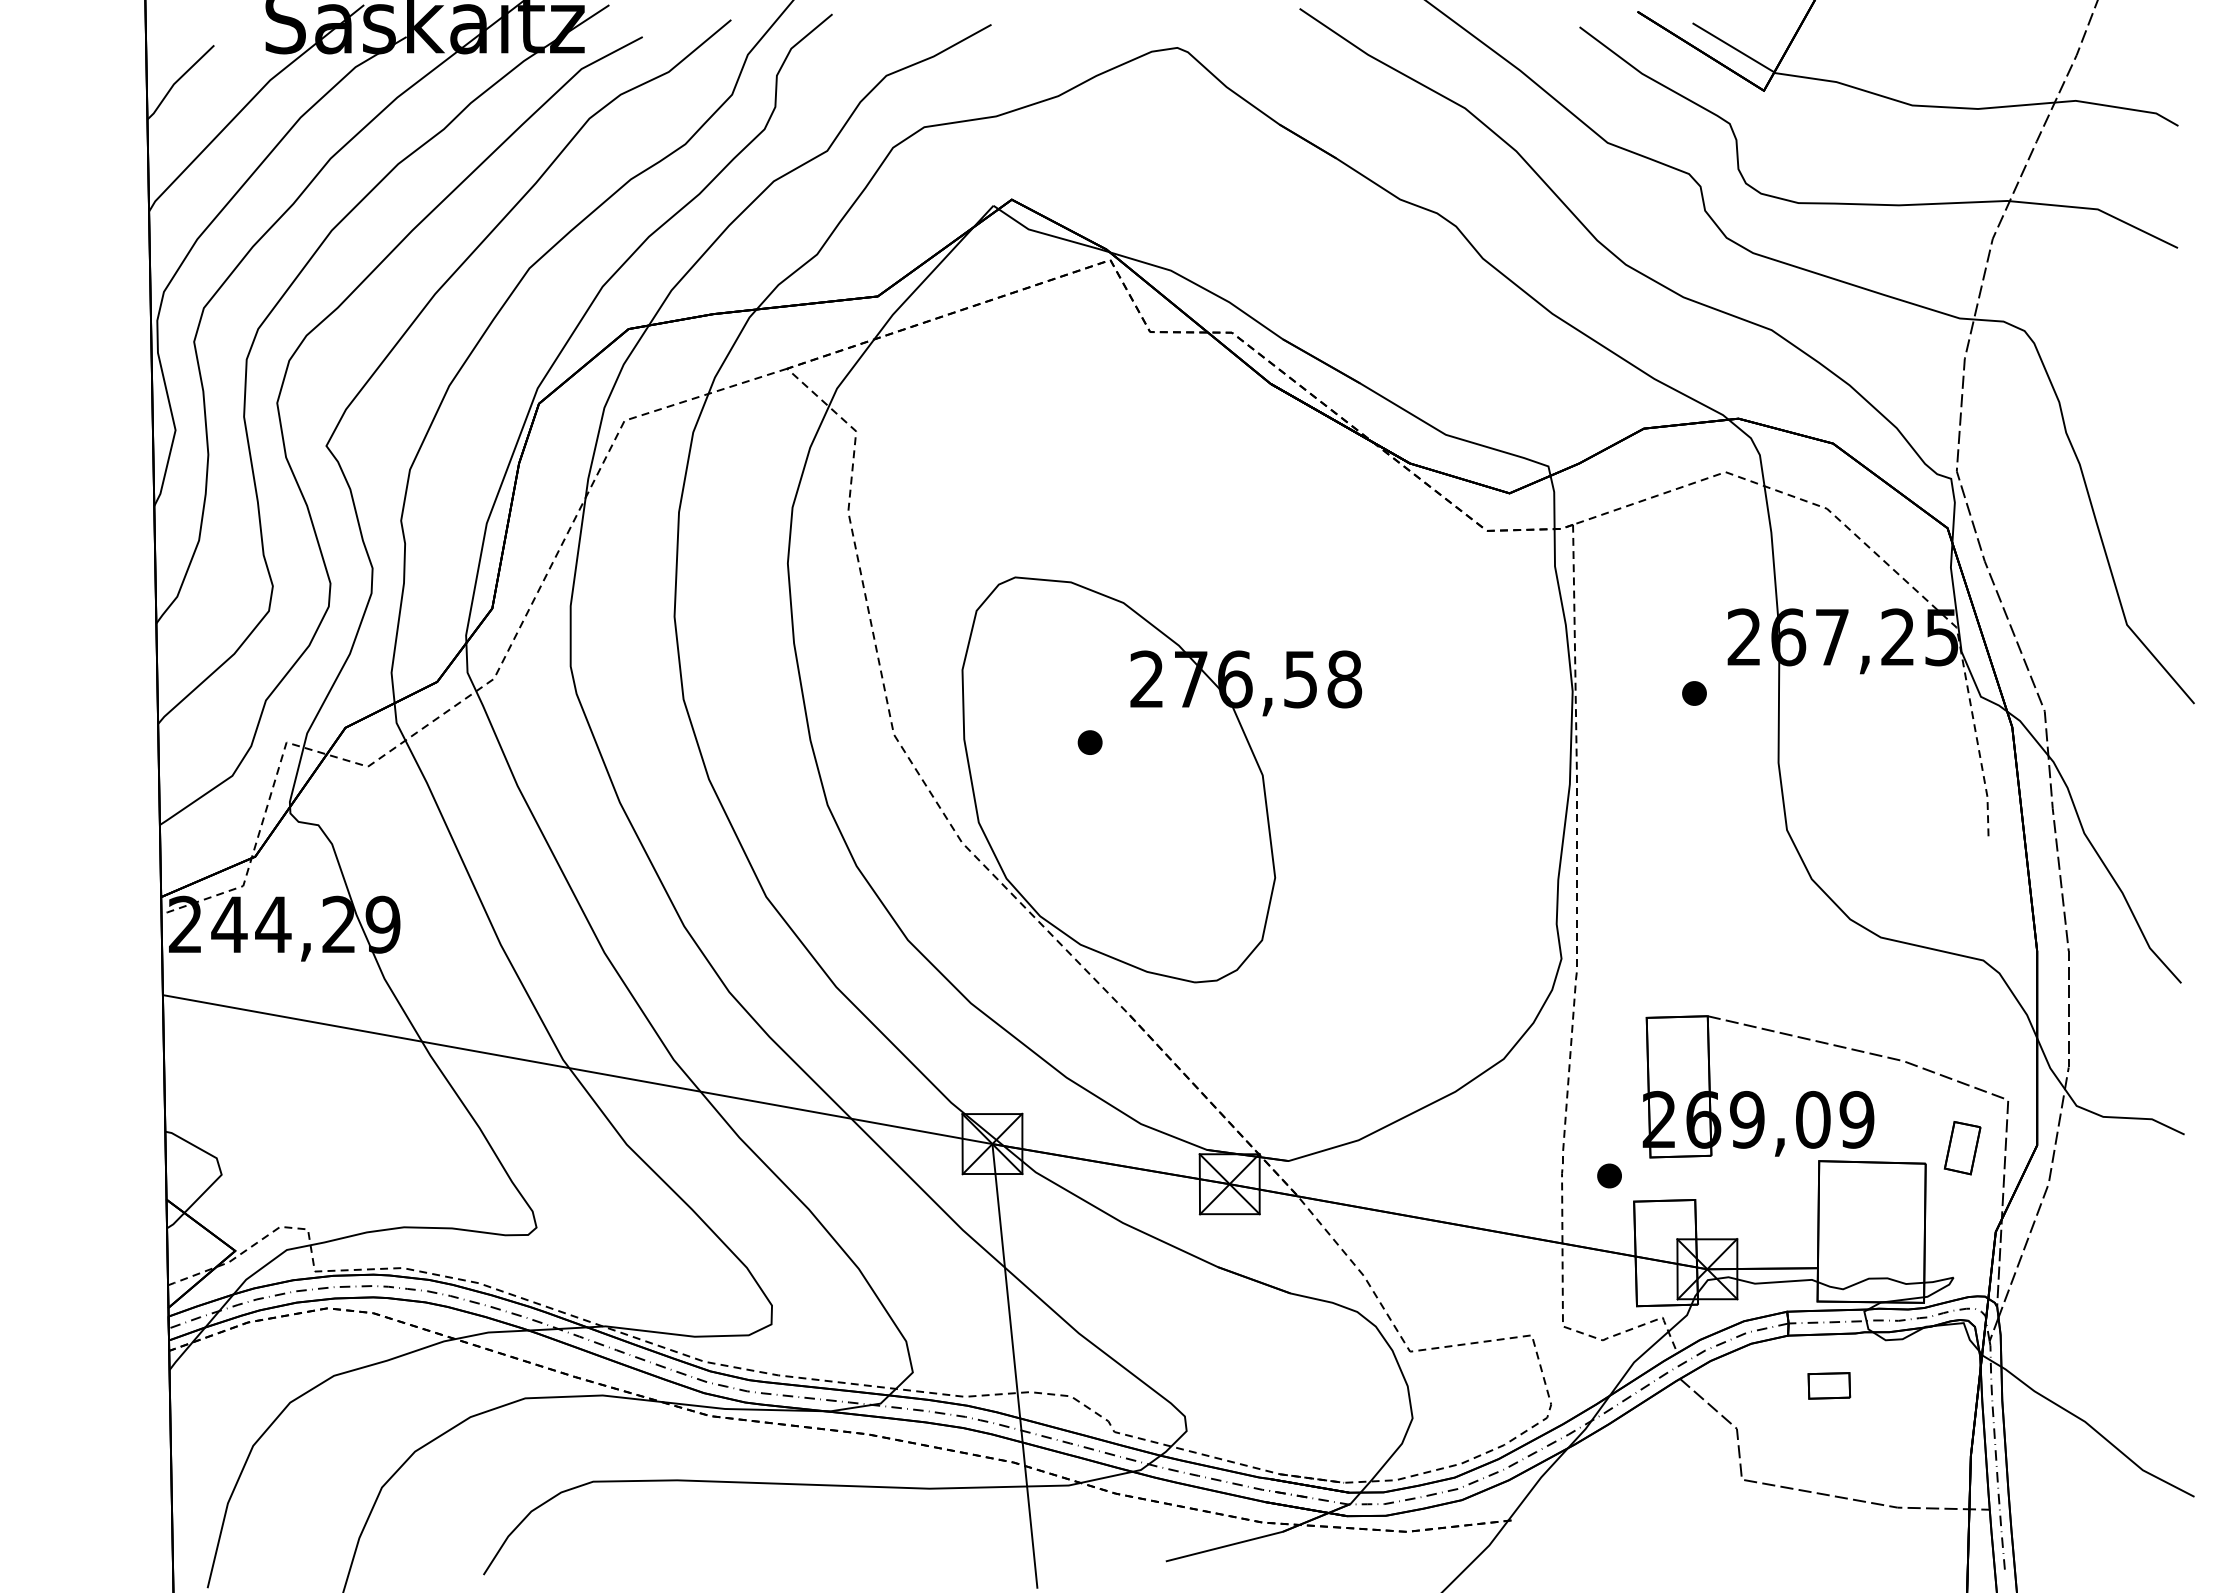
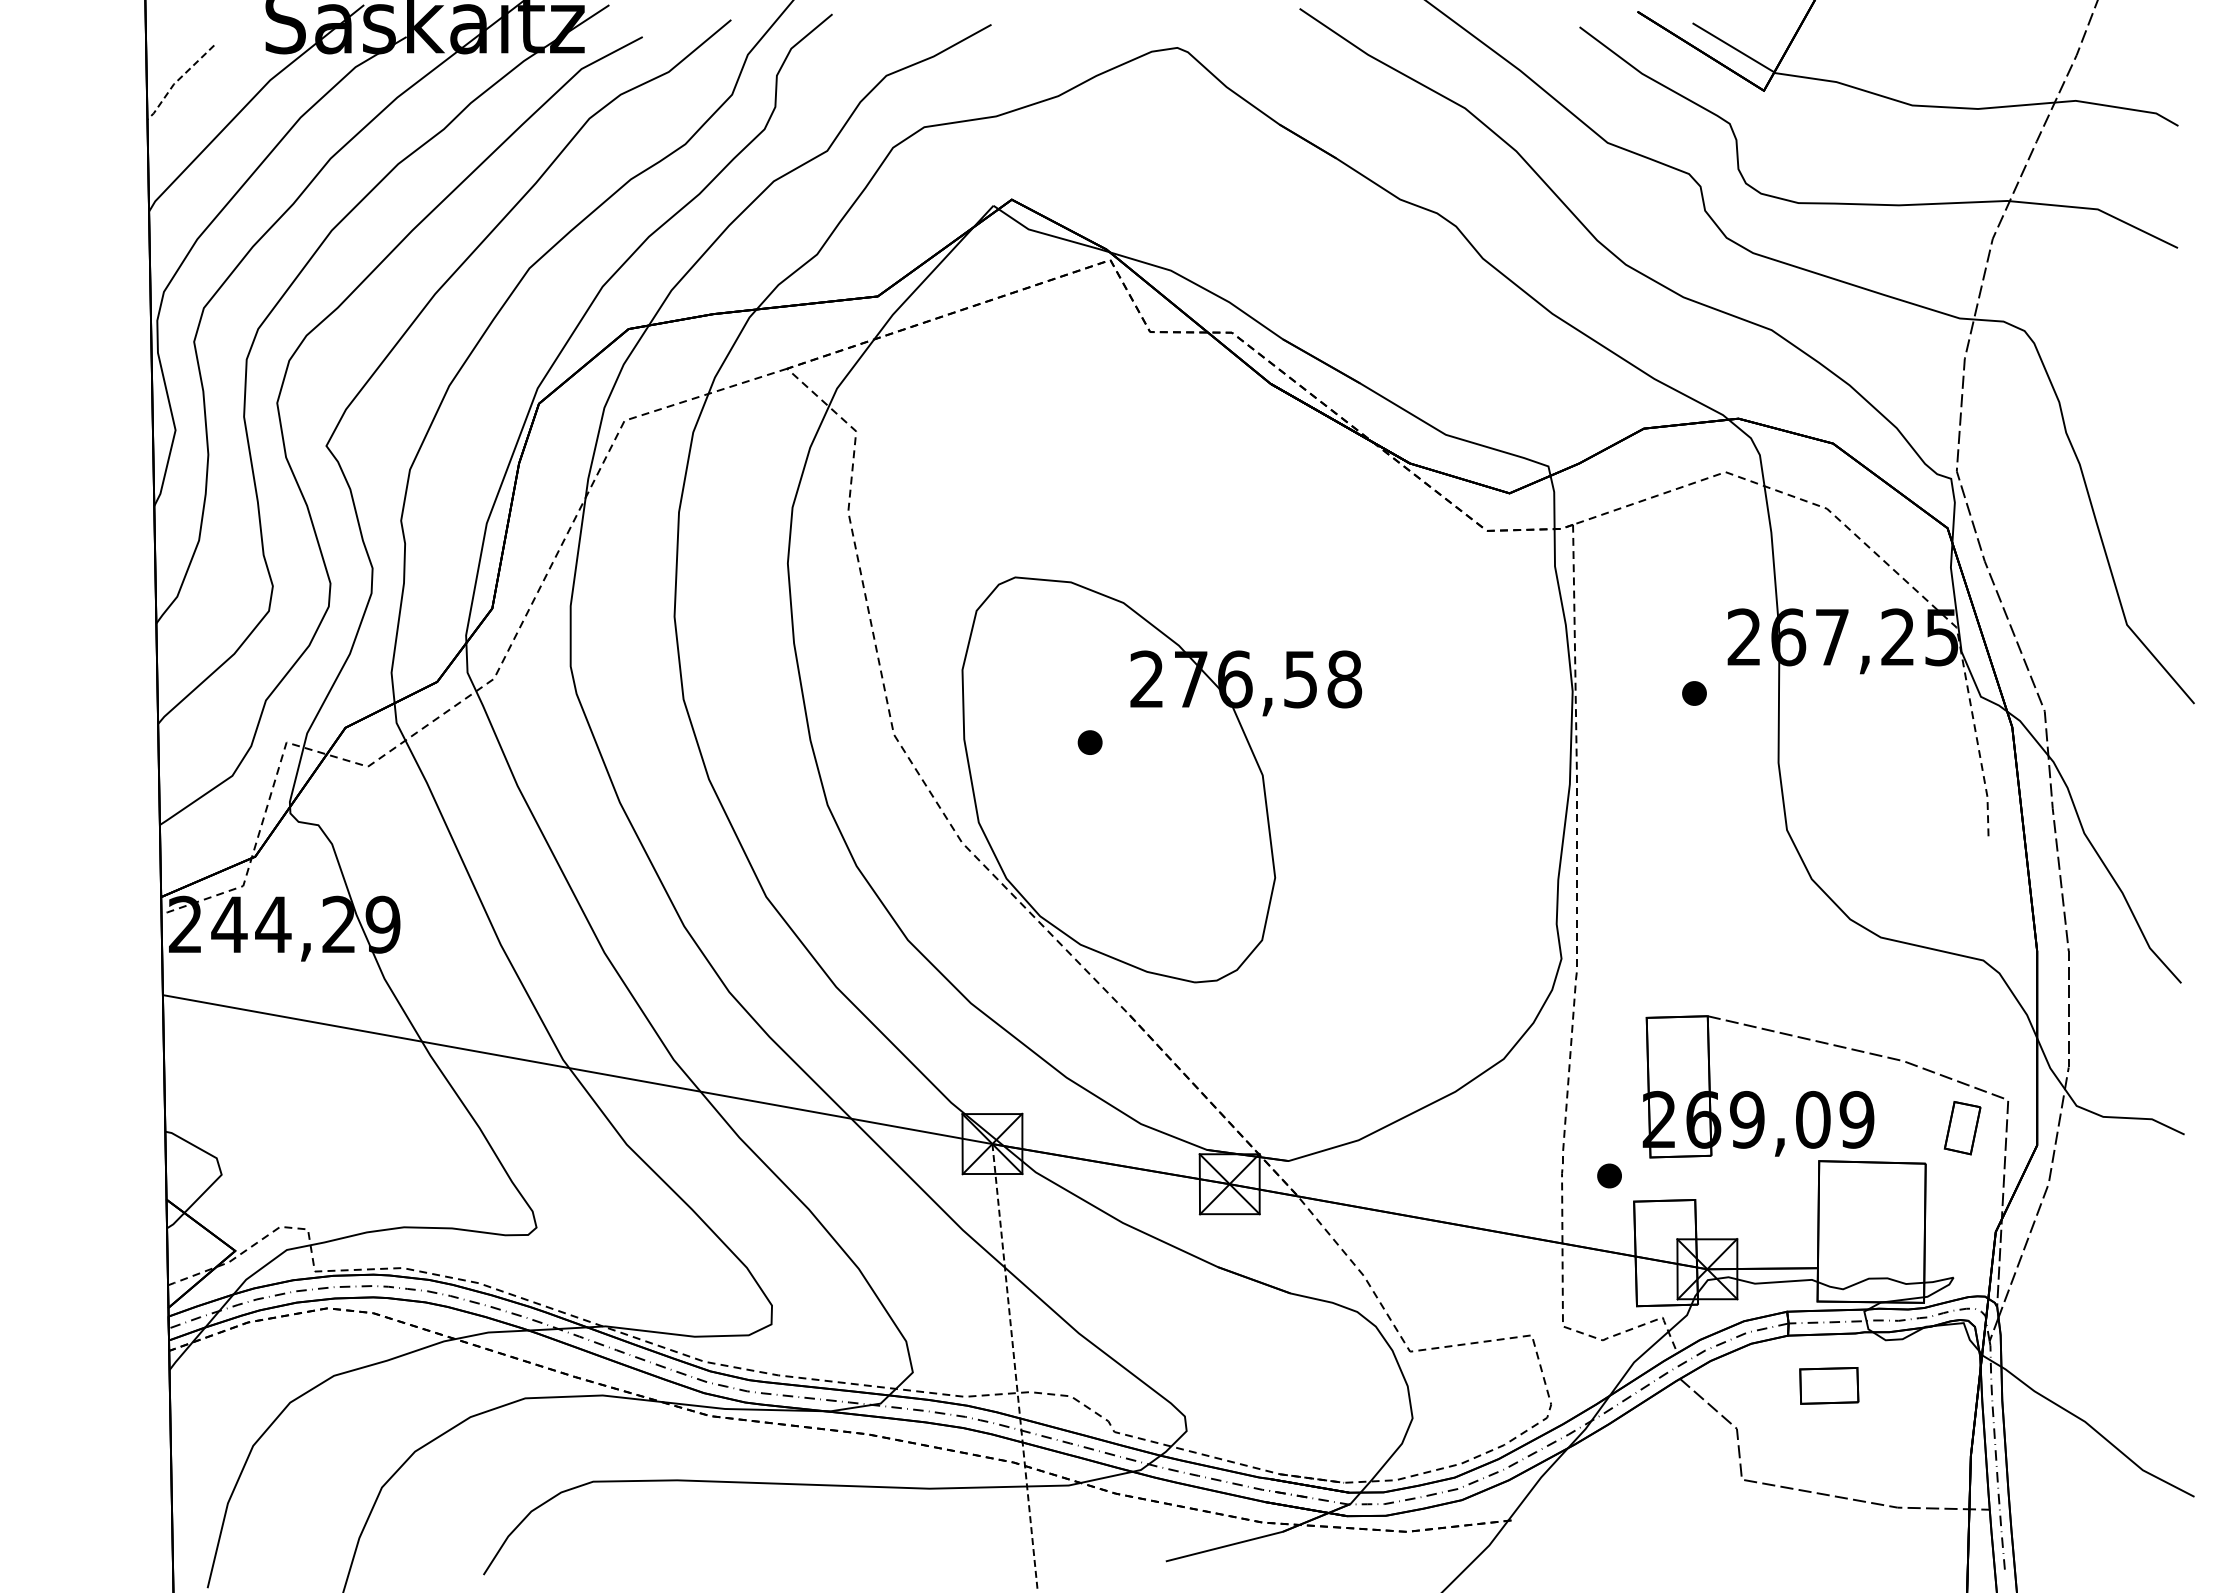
line: solid -> dashed (177, 80)
part position: (1962, 1148) -> (1962, 1128) (1962, 1128)
line: solid -> dashed (1015, 1366)
part size: 45x28 px -> 61x38 px (1829, 1385)
